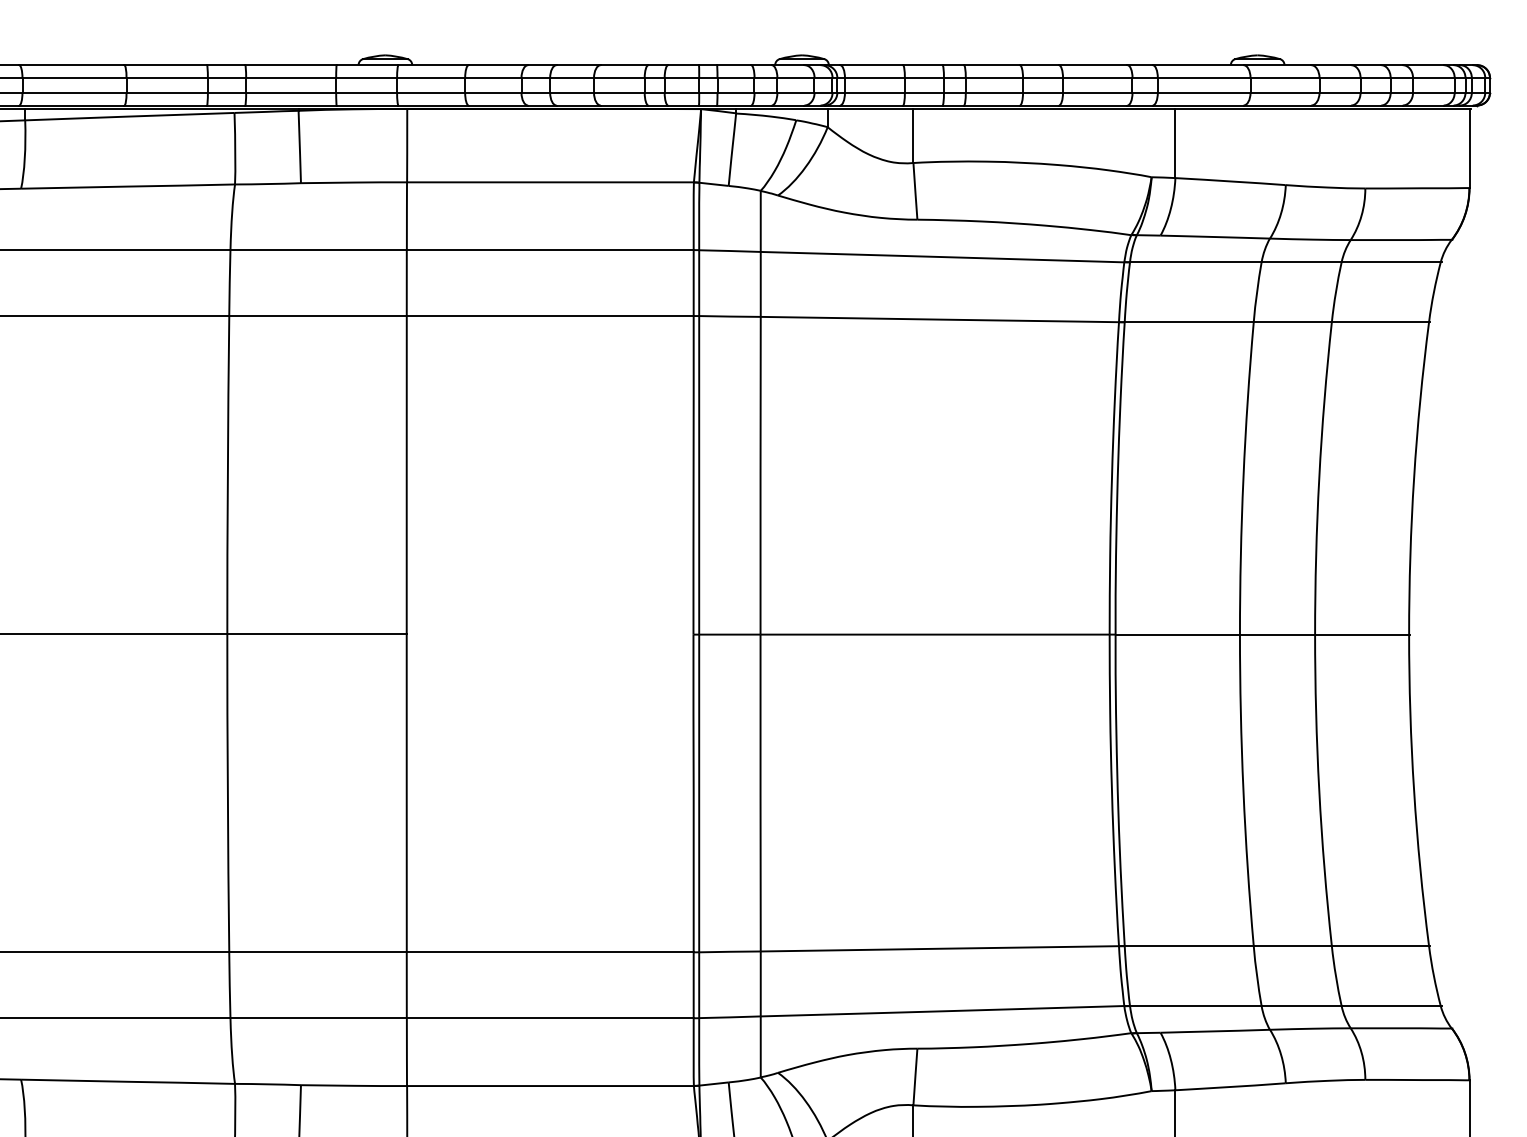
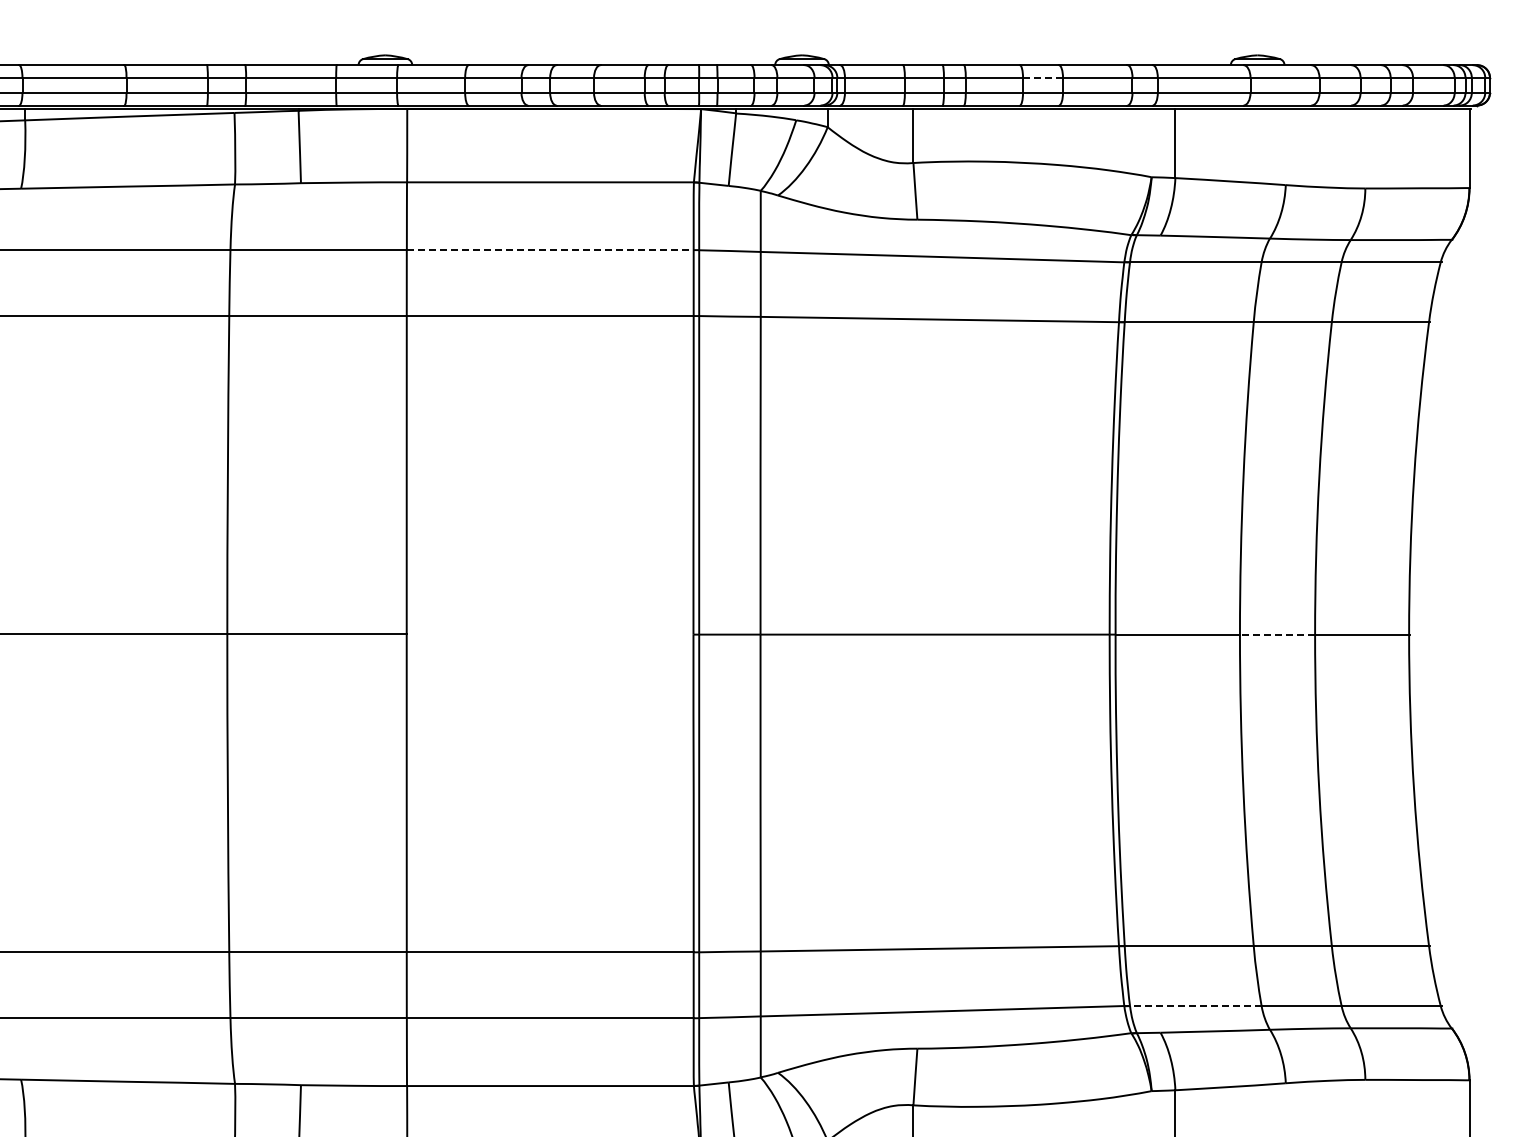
line: solid -> dashed (1043, 77)
line: solid -> dashed (550, 250)
line: solid -> dashed (1277, 634)
line: solid -> dashed (1195, 1006)
